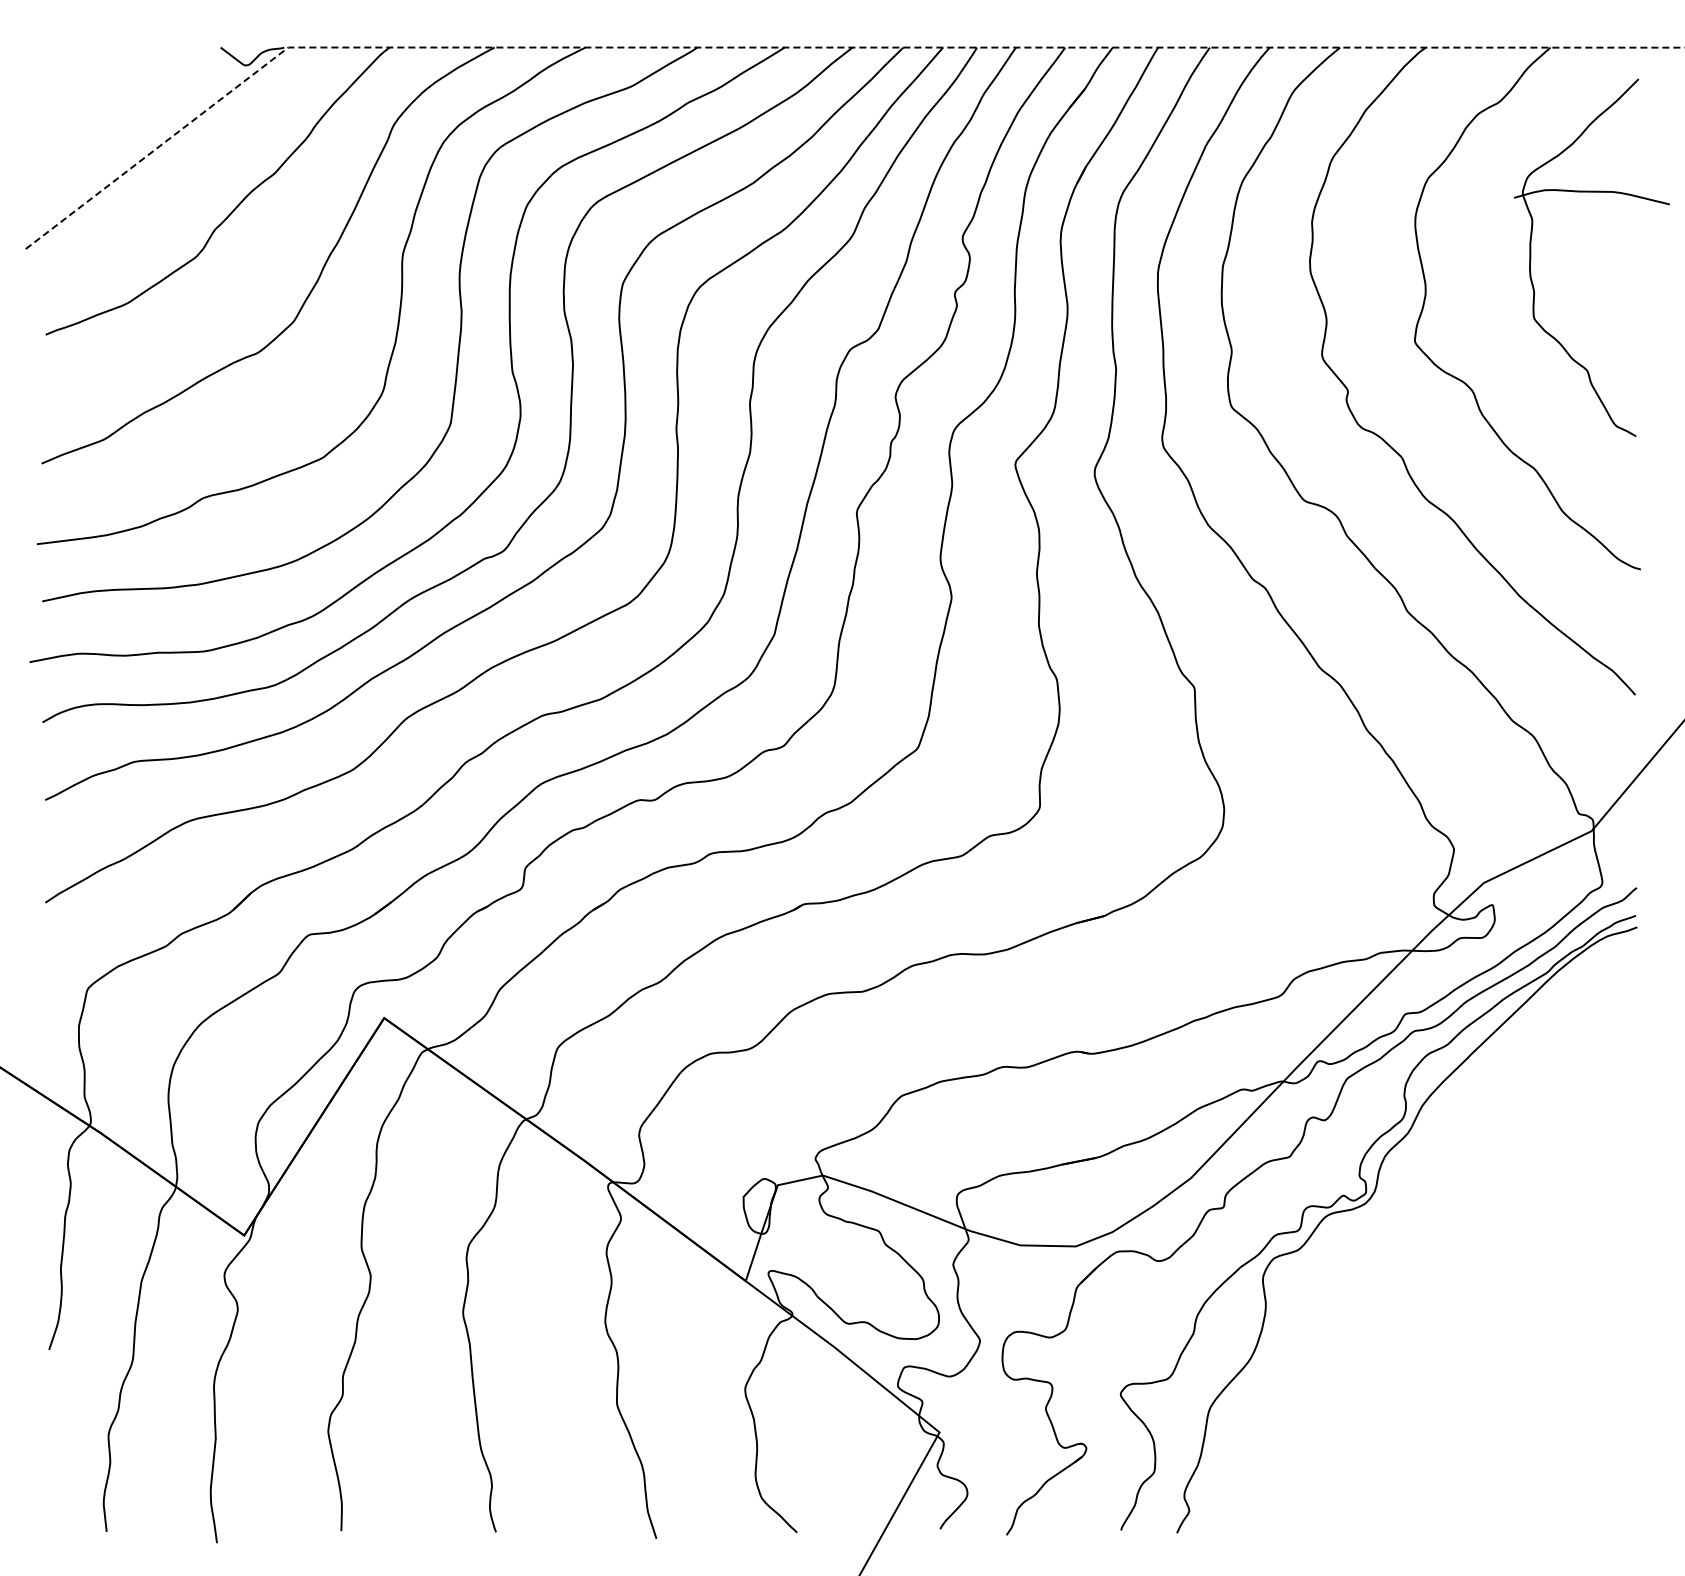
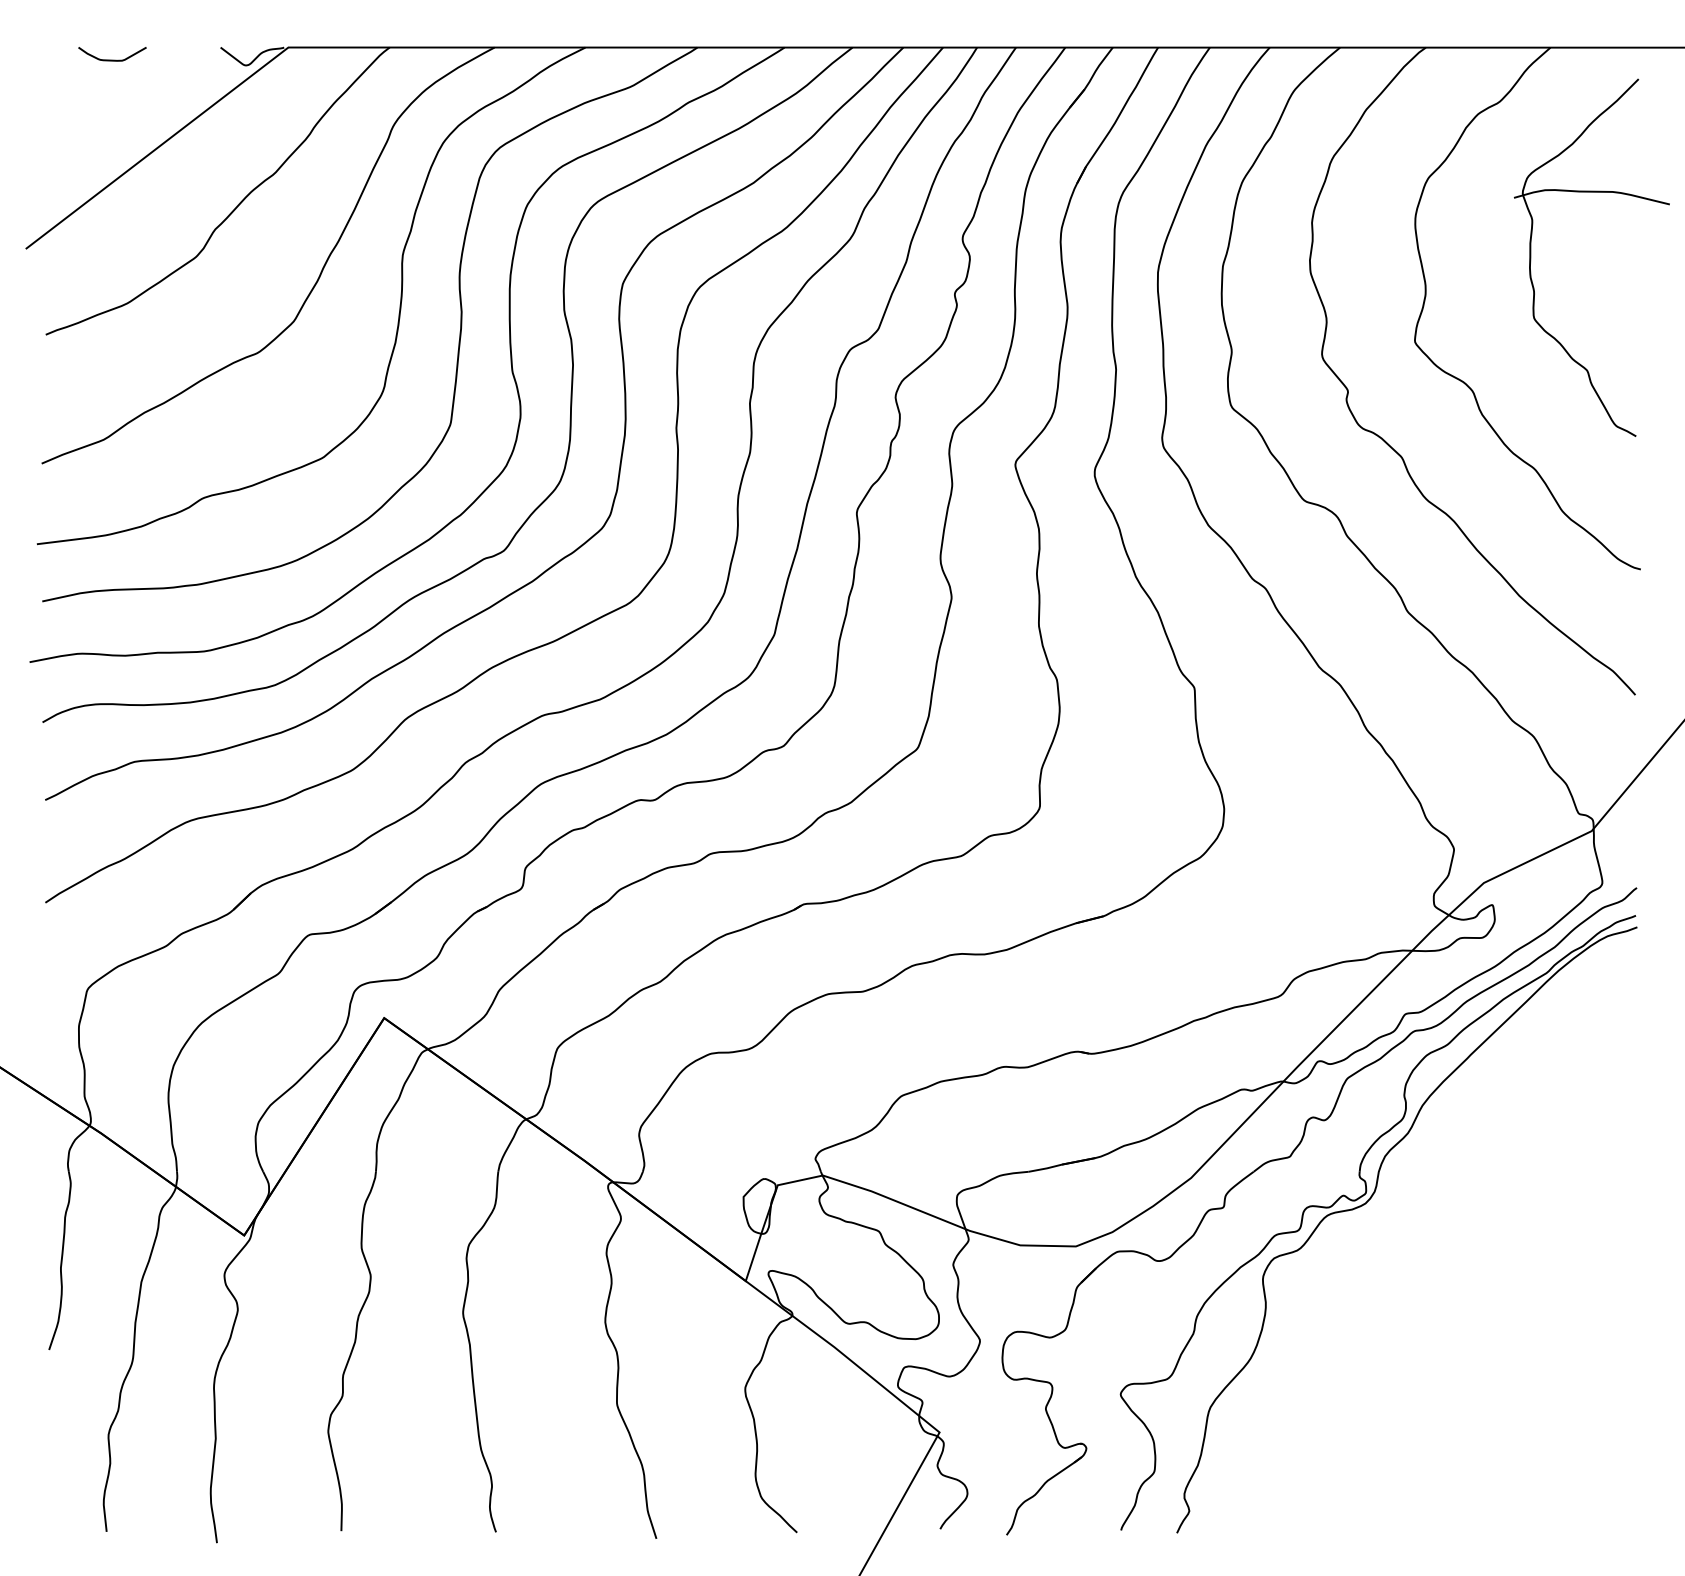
line: dashed -> solid (819, 47)
curve: none -> present (112, 59)
